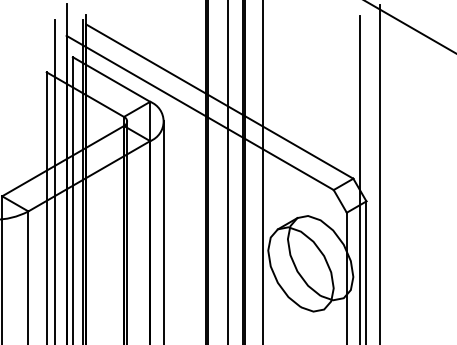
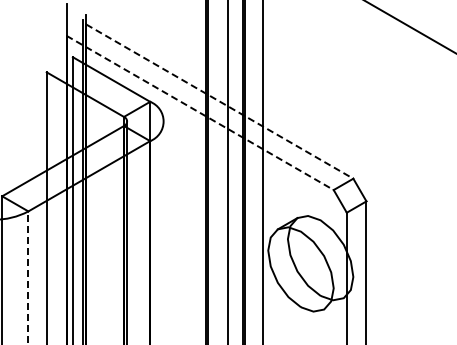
line: solid -> dashed (220, 101)
line: solid -> dashed (200, 113)
line: present -> none (379, 172)
line: present -> none (359, 178)
line: present -> none (55, 180)
line: present -> none (164, 231)
line: solid -> dashed (28, 277)
